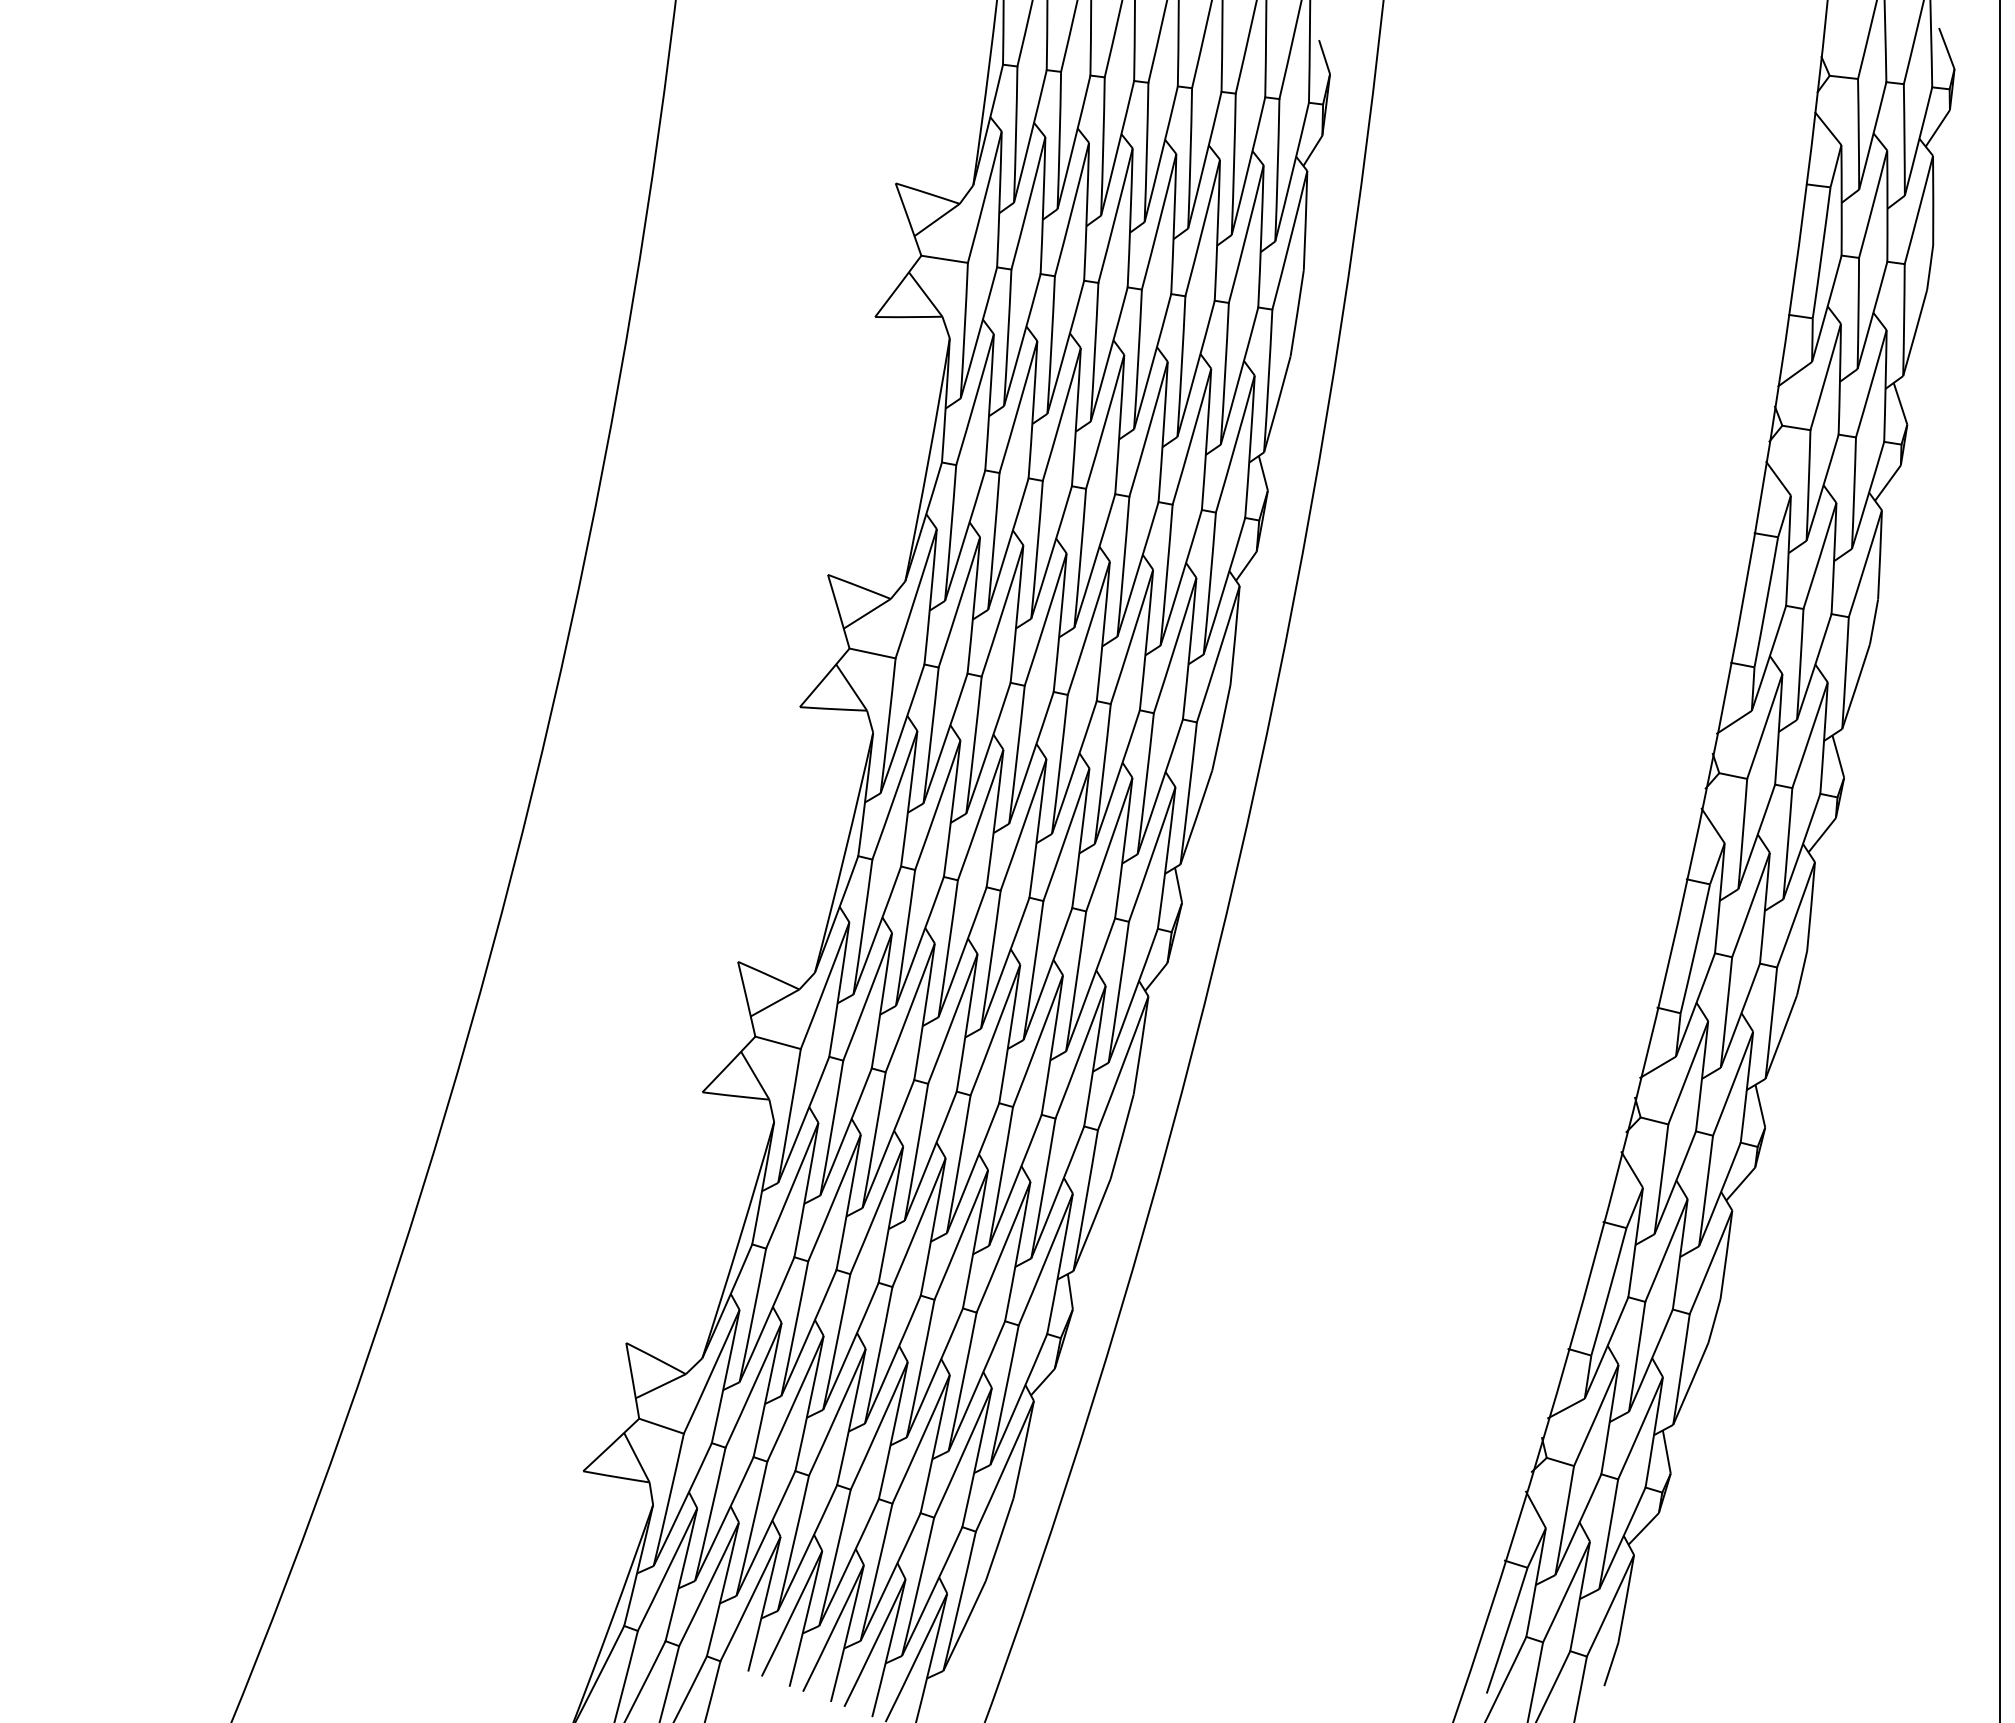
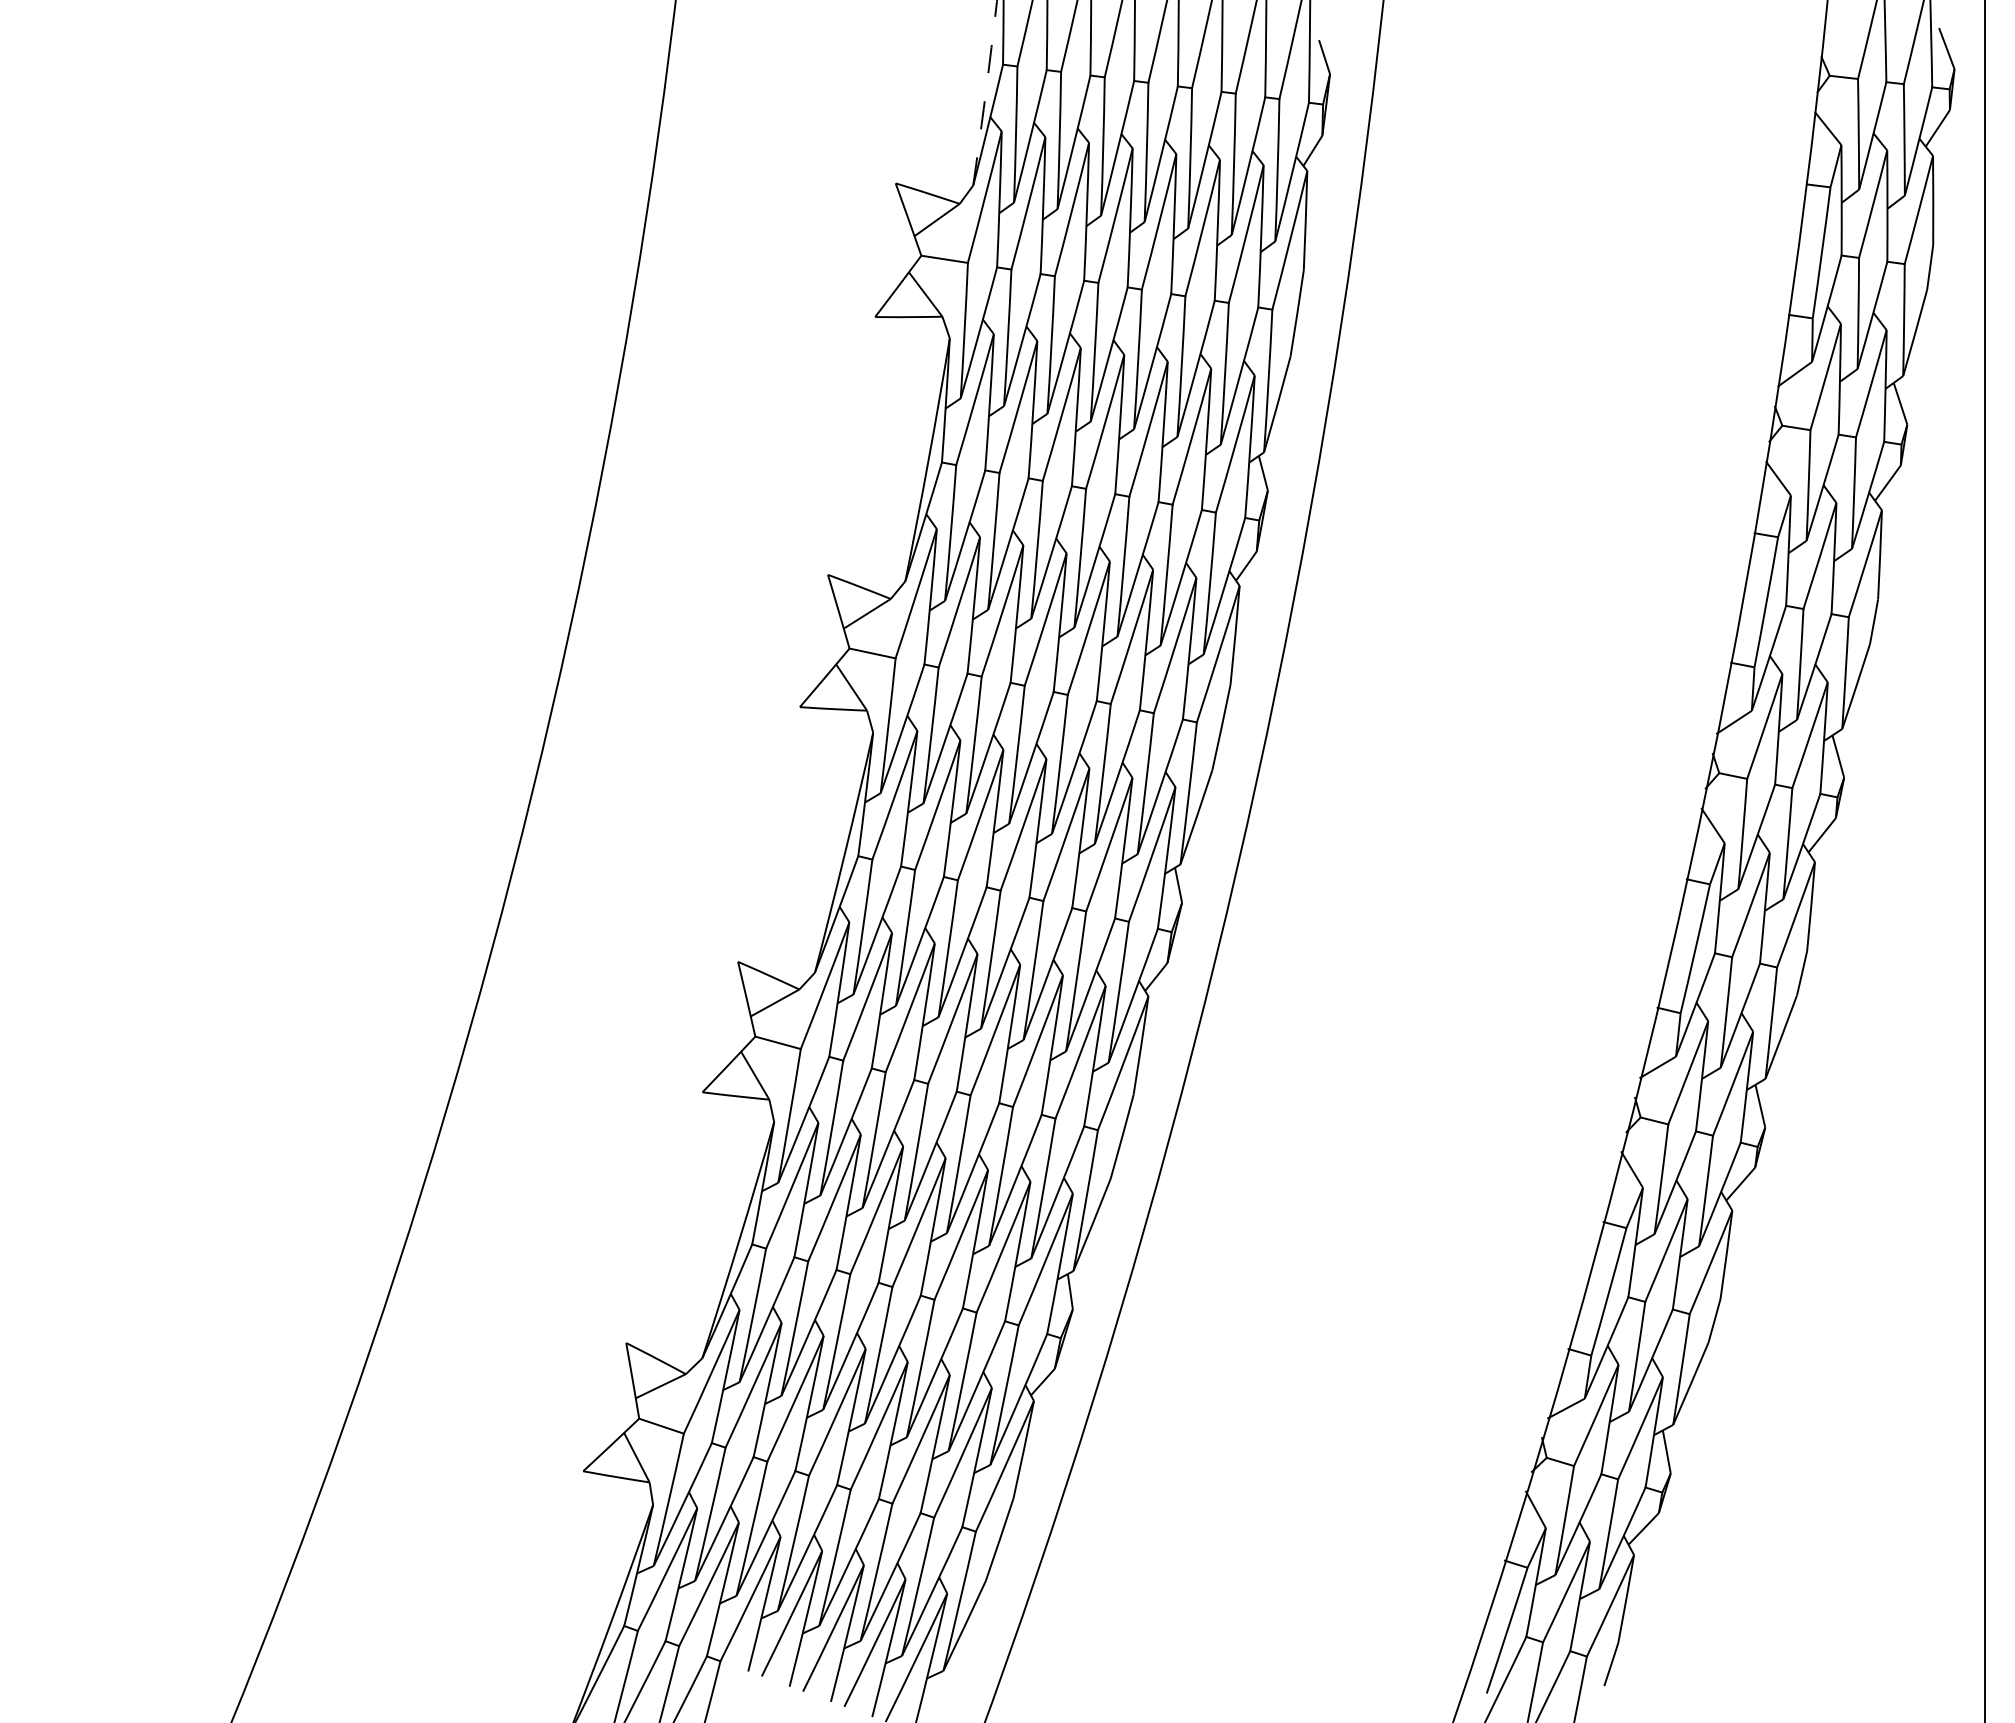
arc: solid -> dashed (985, 92)
line position: (2000, 860) -> (1985, 860) (1985, 860)
